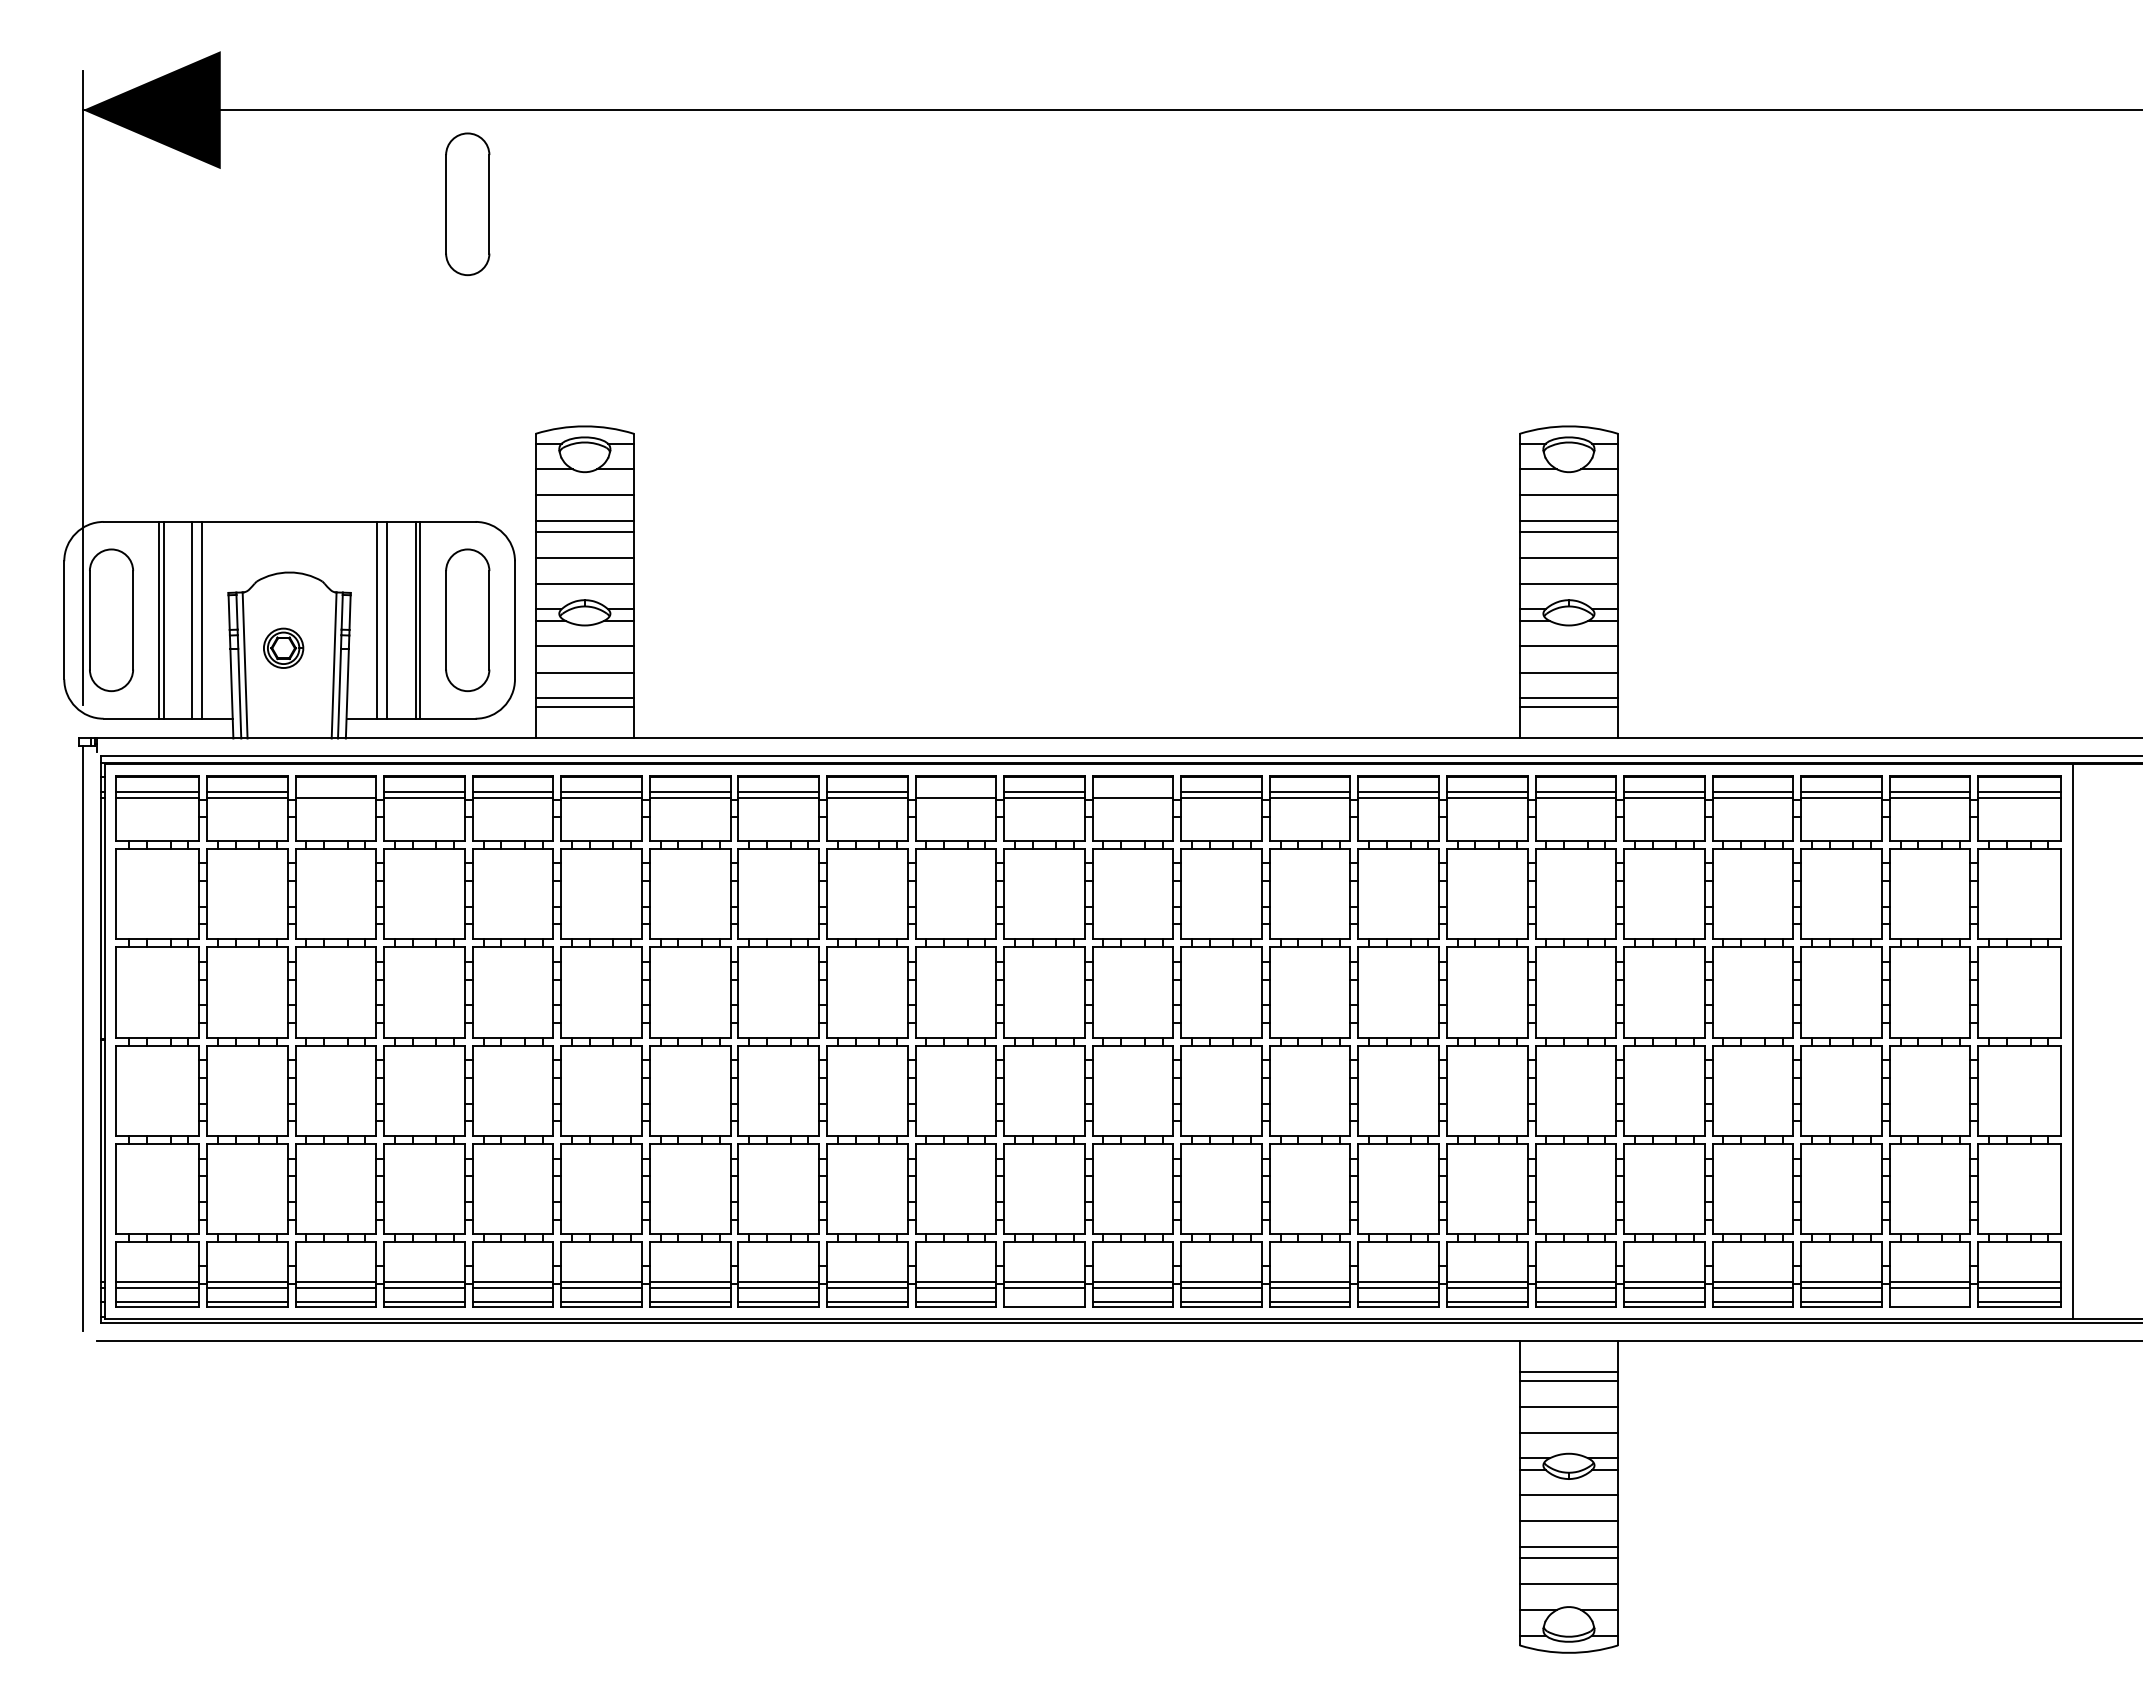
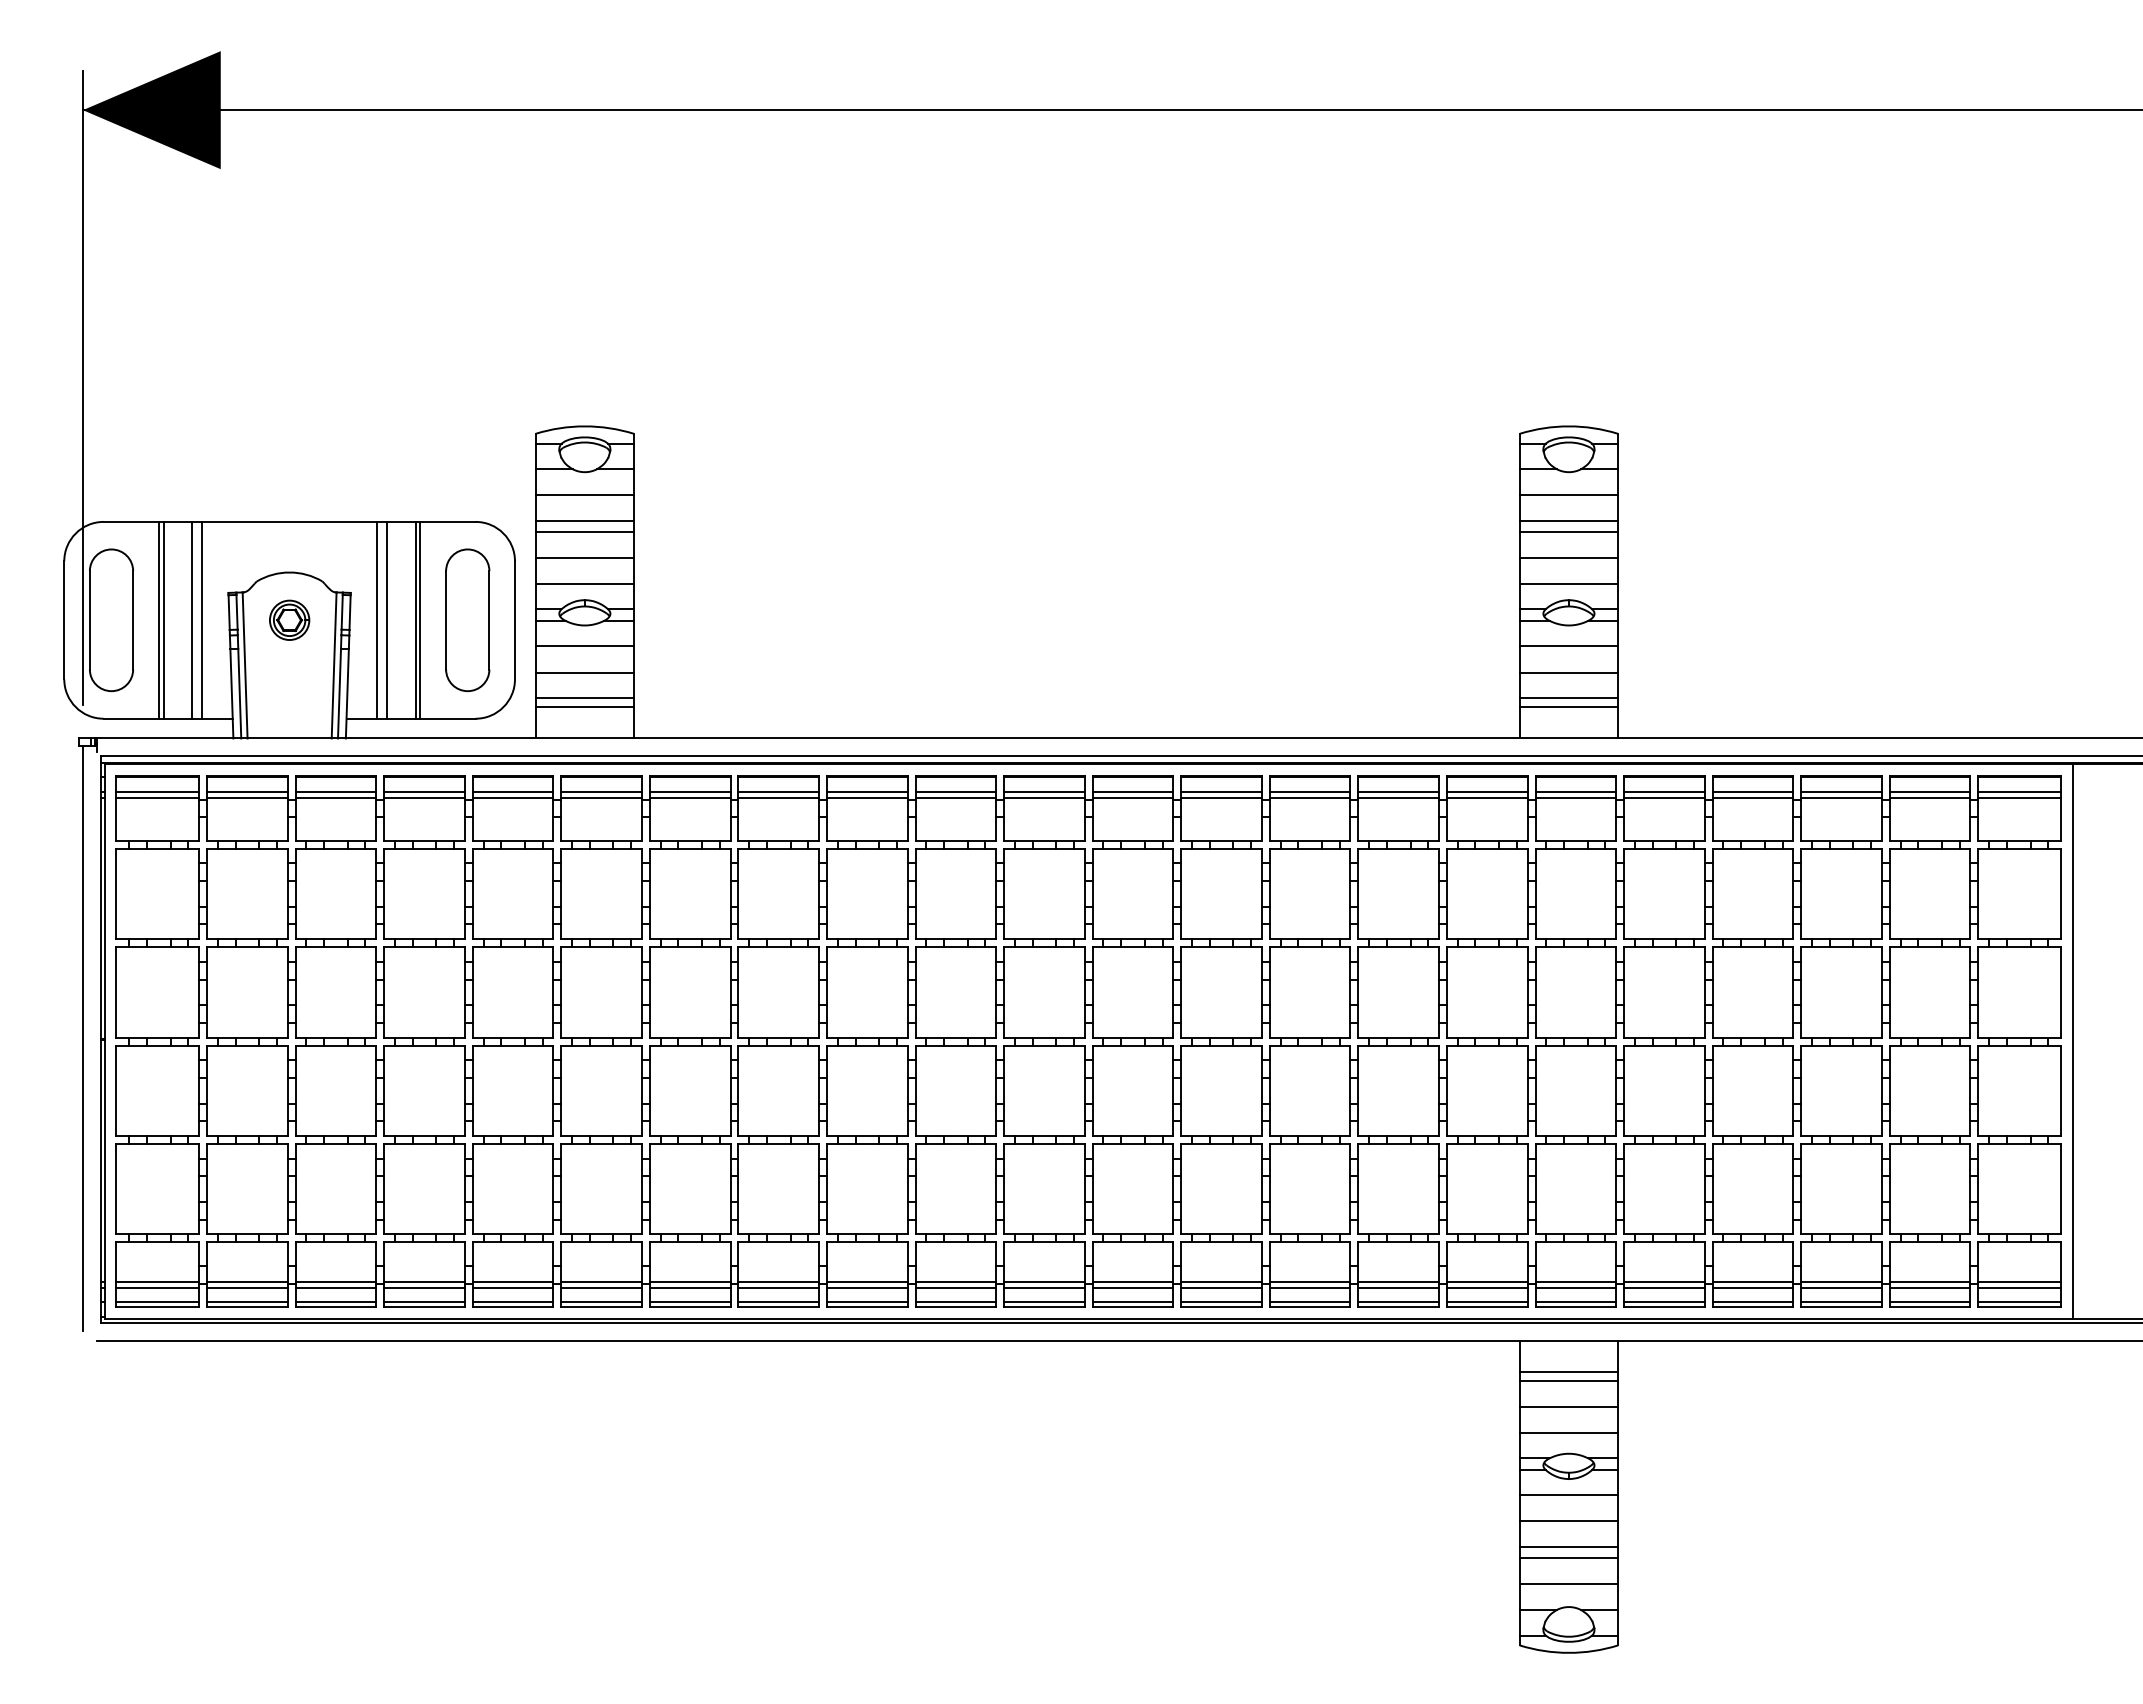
part: present -> none (467, 204)
part position: (283, 647) -> (289, 619) (289, 619)
line: none -> present (335, 791)
line: none -> present (955, 791)
line: none -> present (1132, 791)
line: none -> present (1044, 1301)
line: none -> present (1929, 1301)
